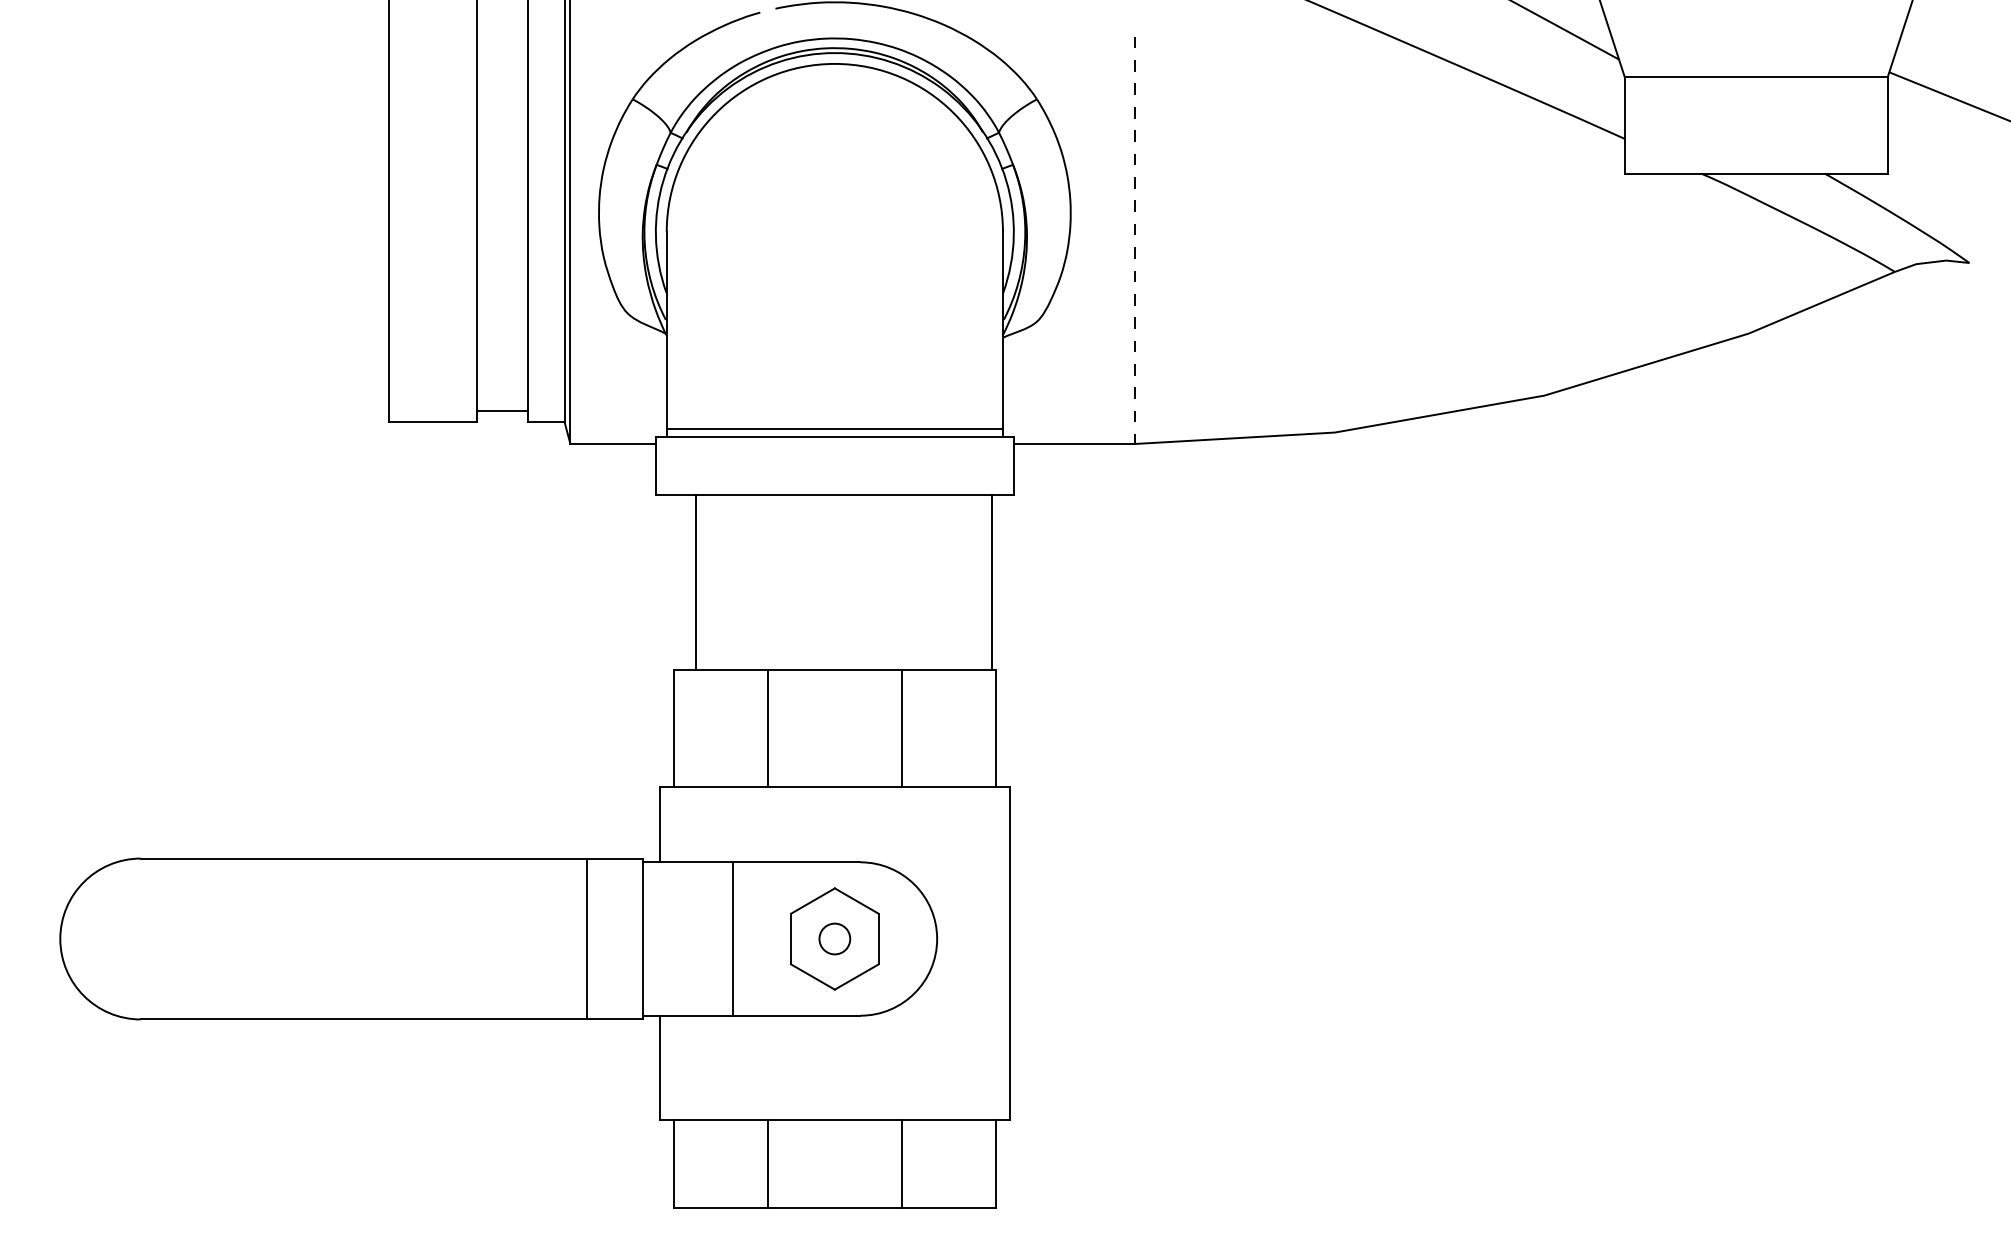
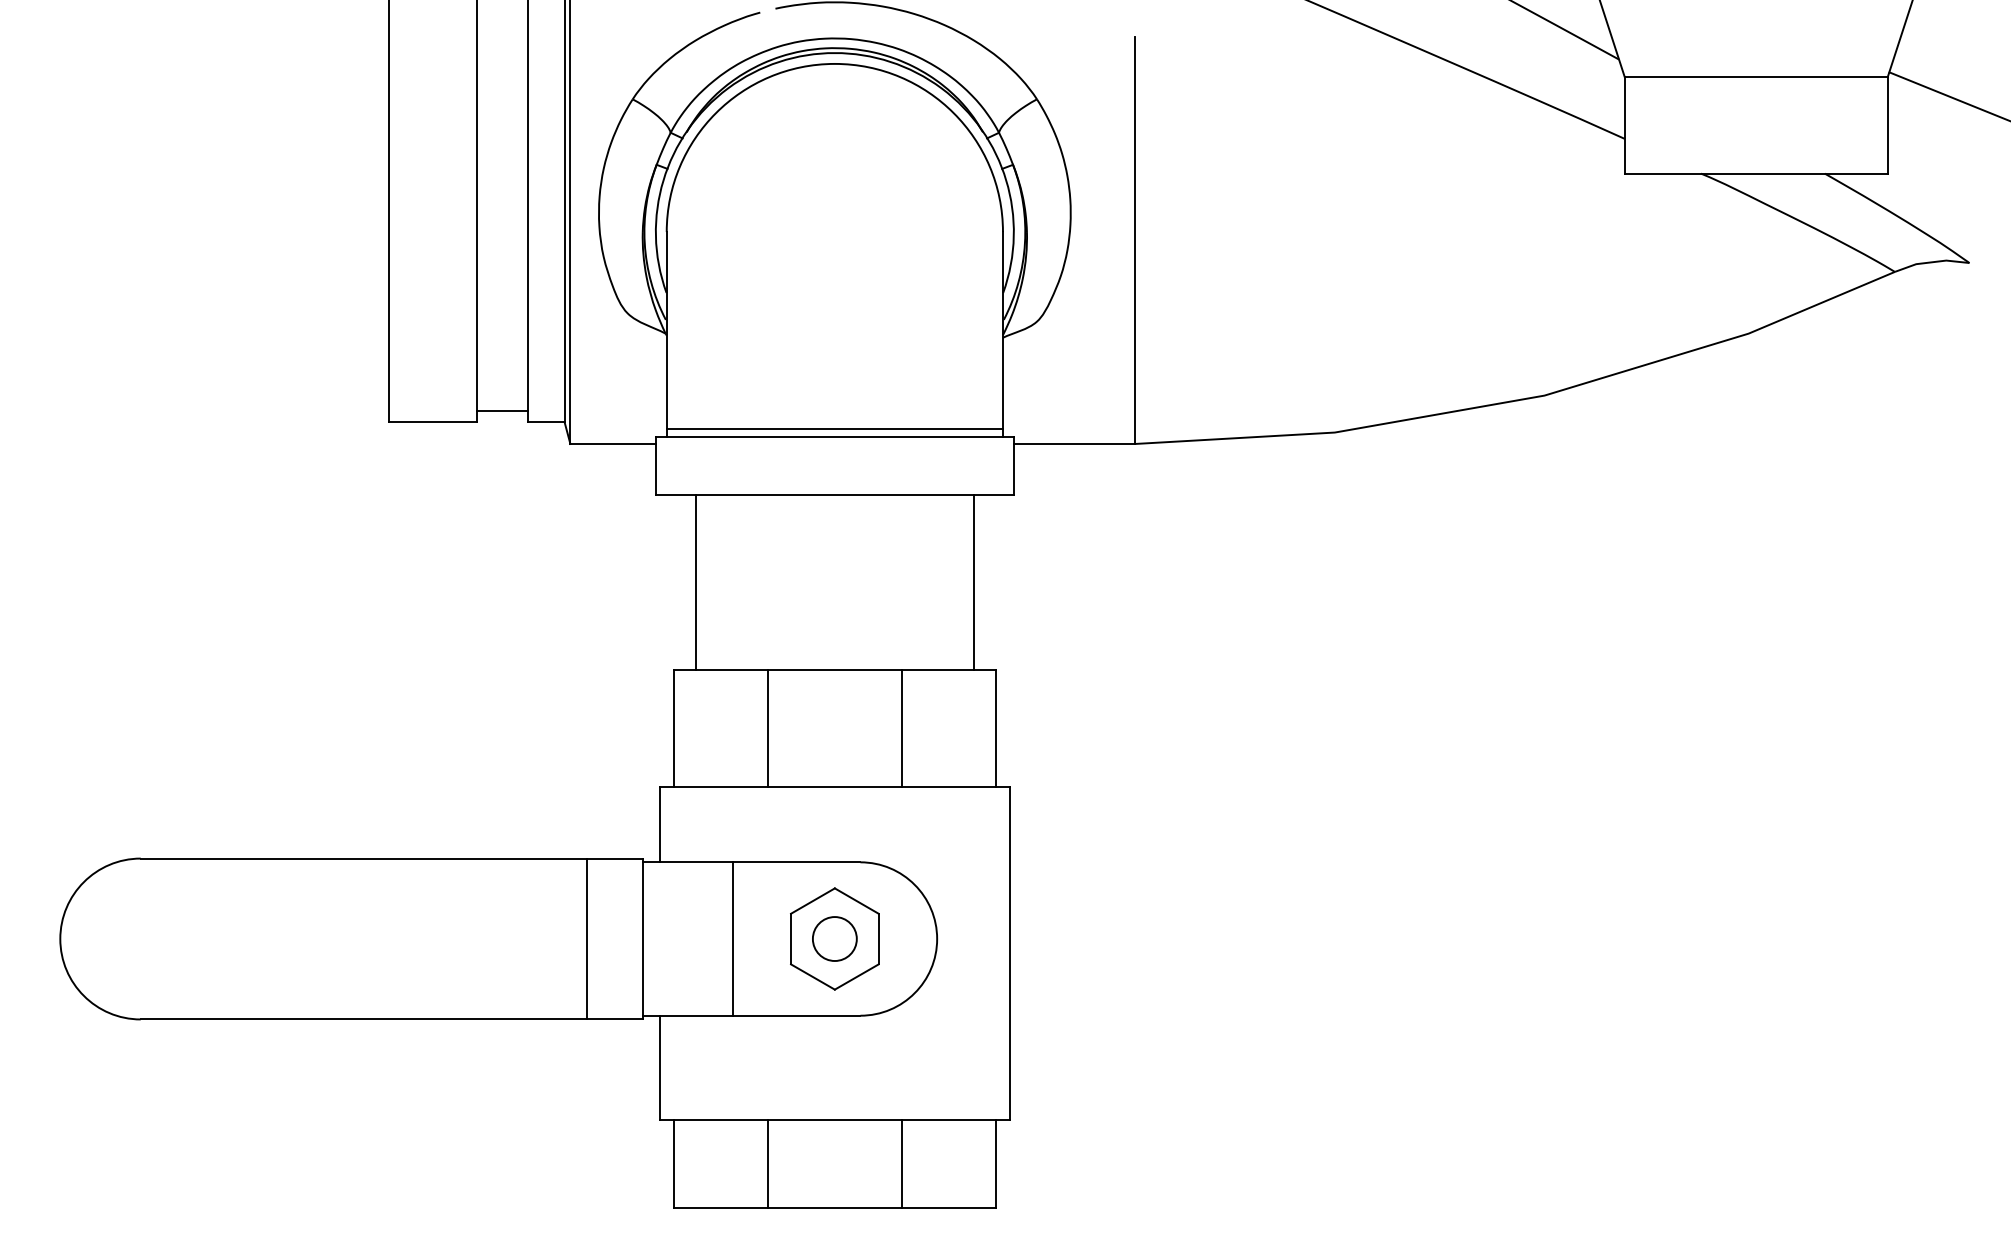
line: dashed -> solid (1134, 240)
line position: (991, 582) -> (973, 582) (973, 582)
circle diameter: 31 px -> 44 px (834, 938)
